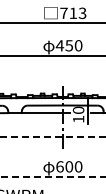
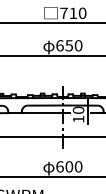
text: 713 -> 710 (82, 12)
text: 450 -> 650 (59, 45)
line: dashed -> solid (53, 137)
line: dashed -> solid (52, 176)
